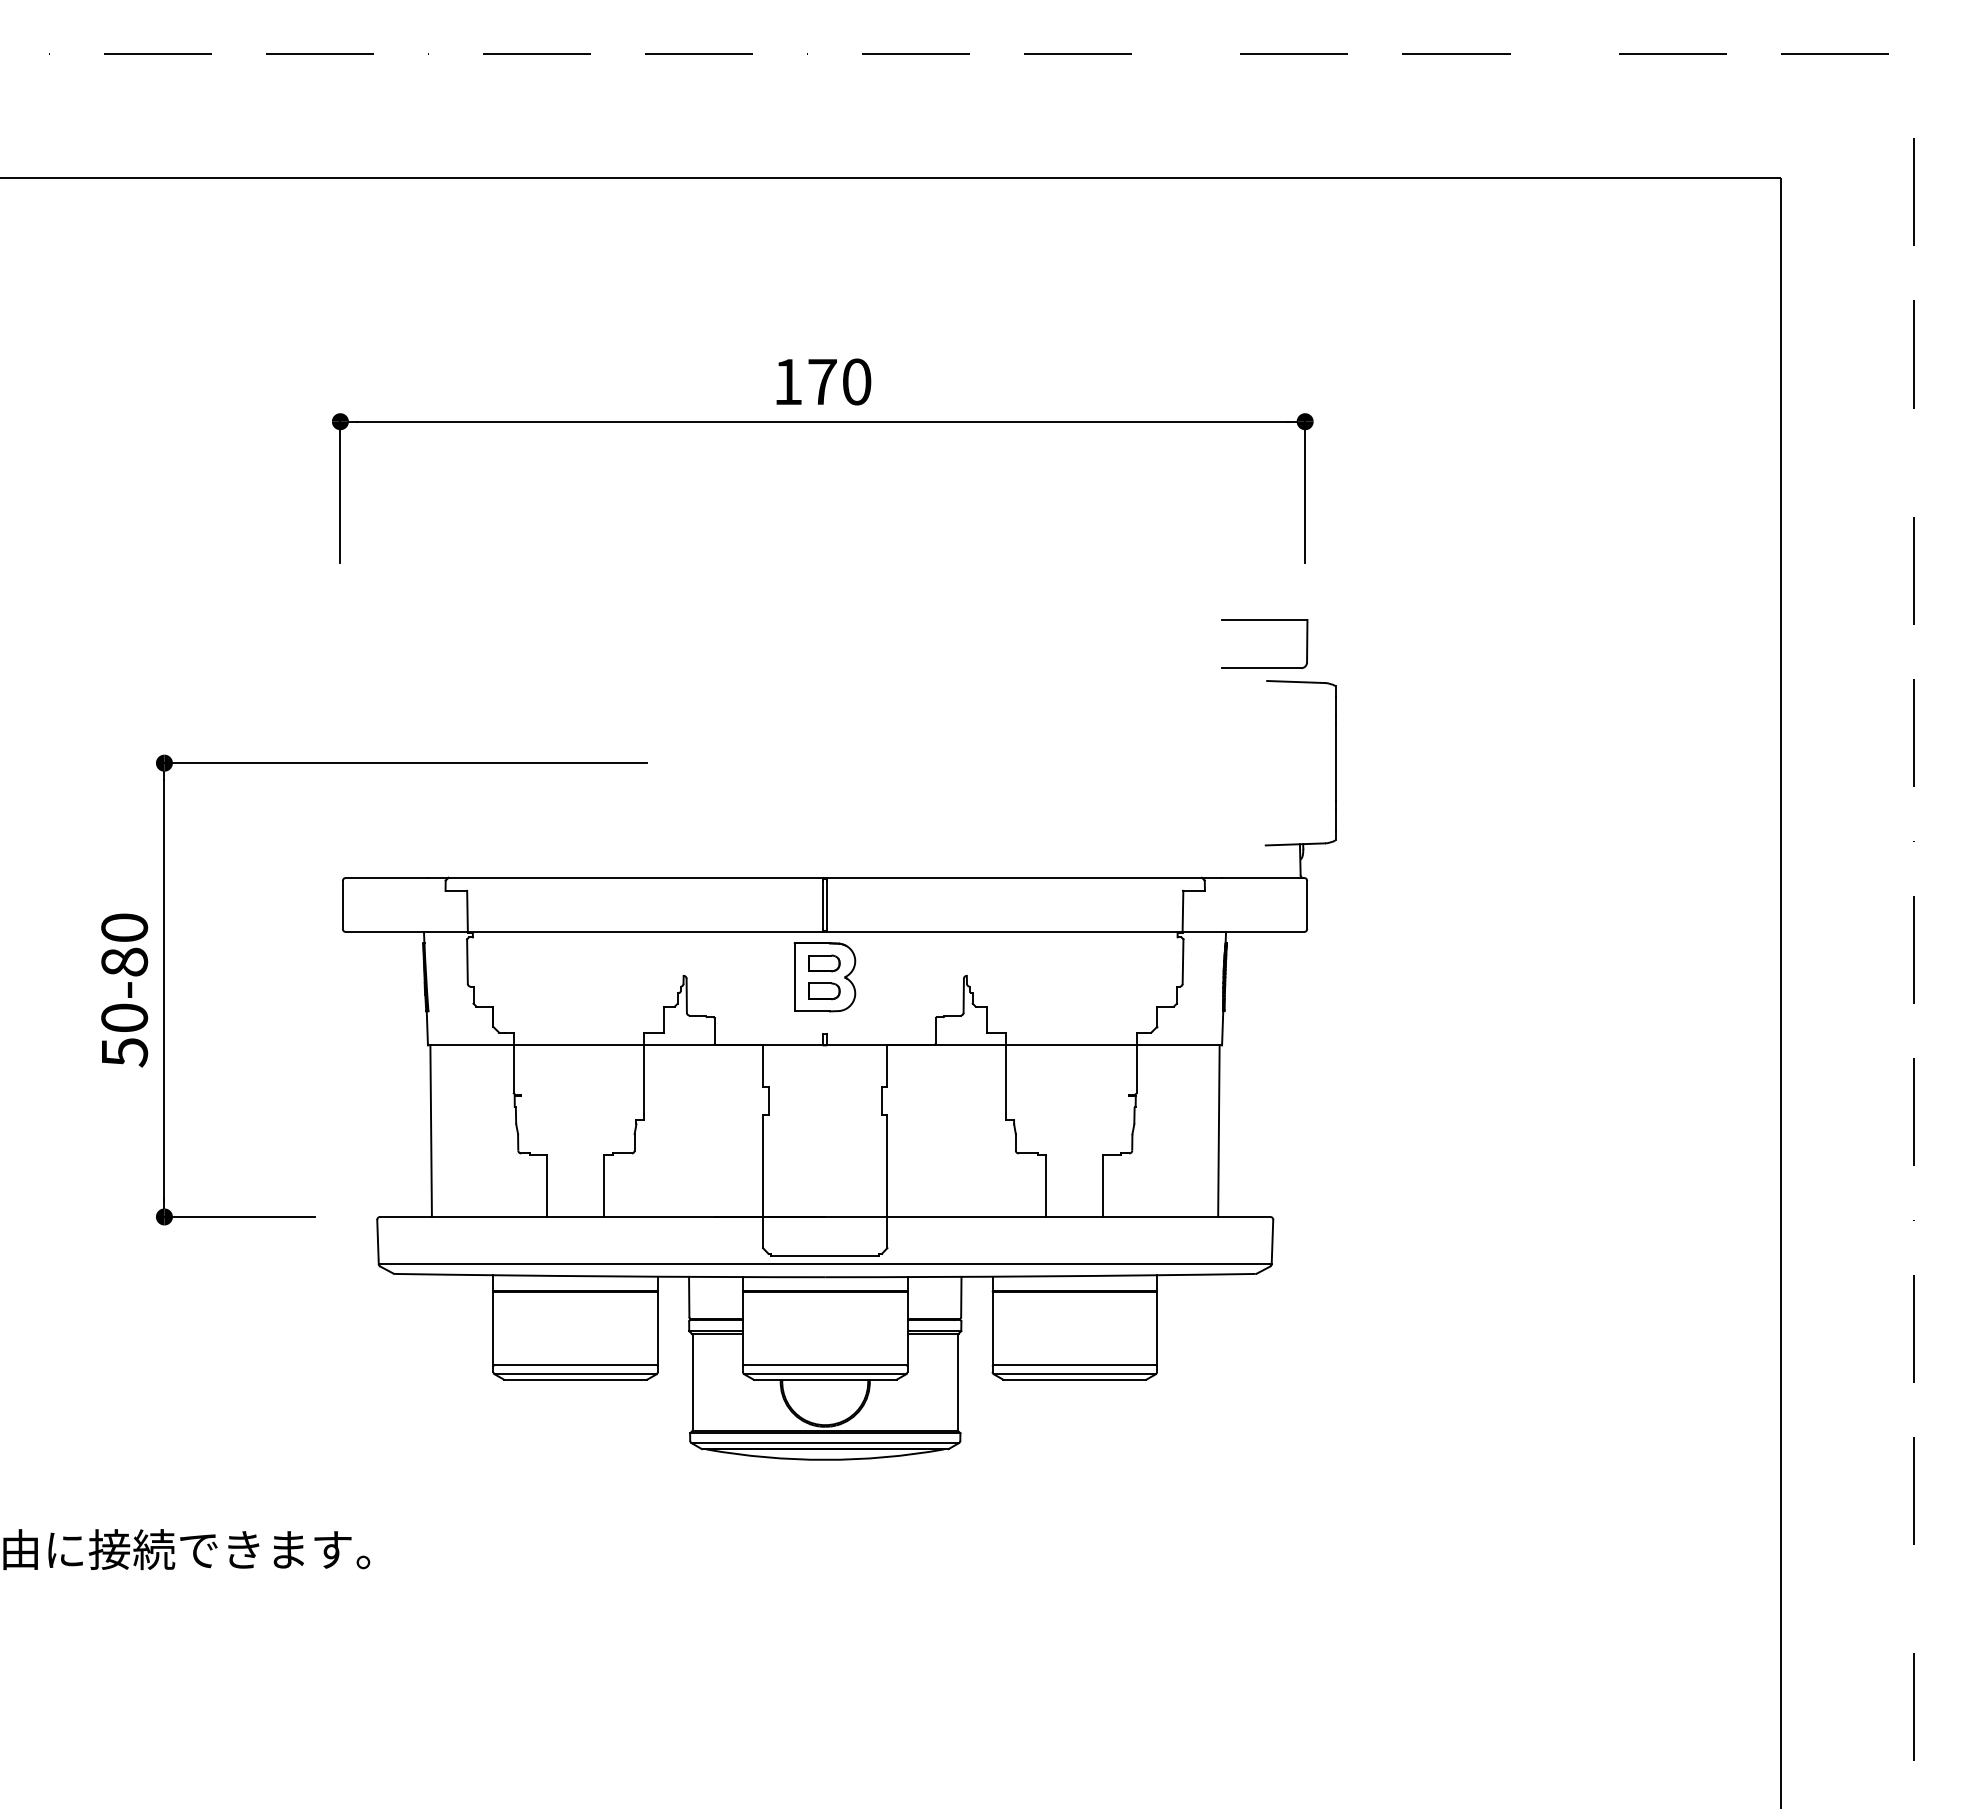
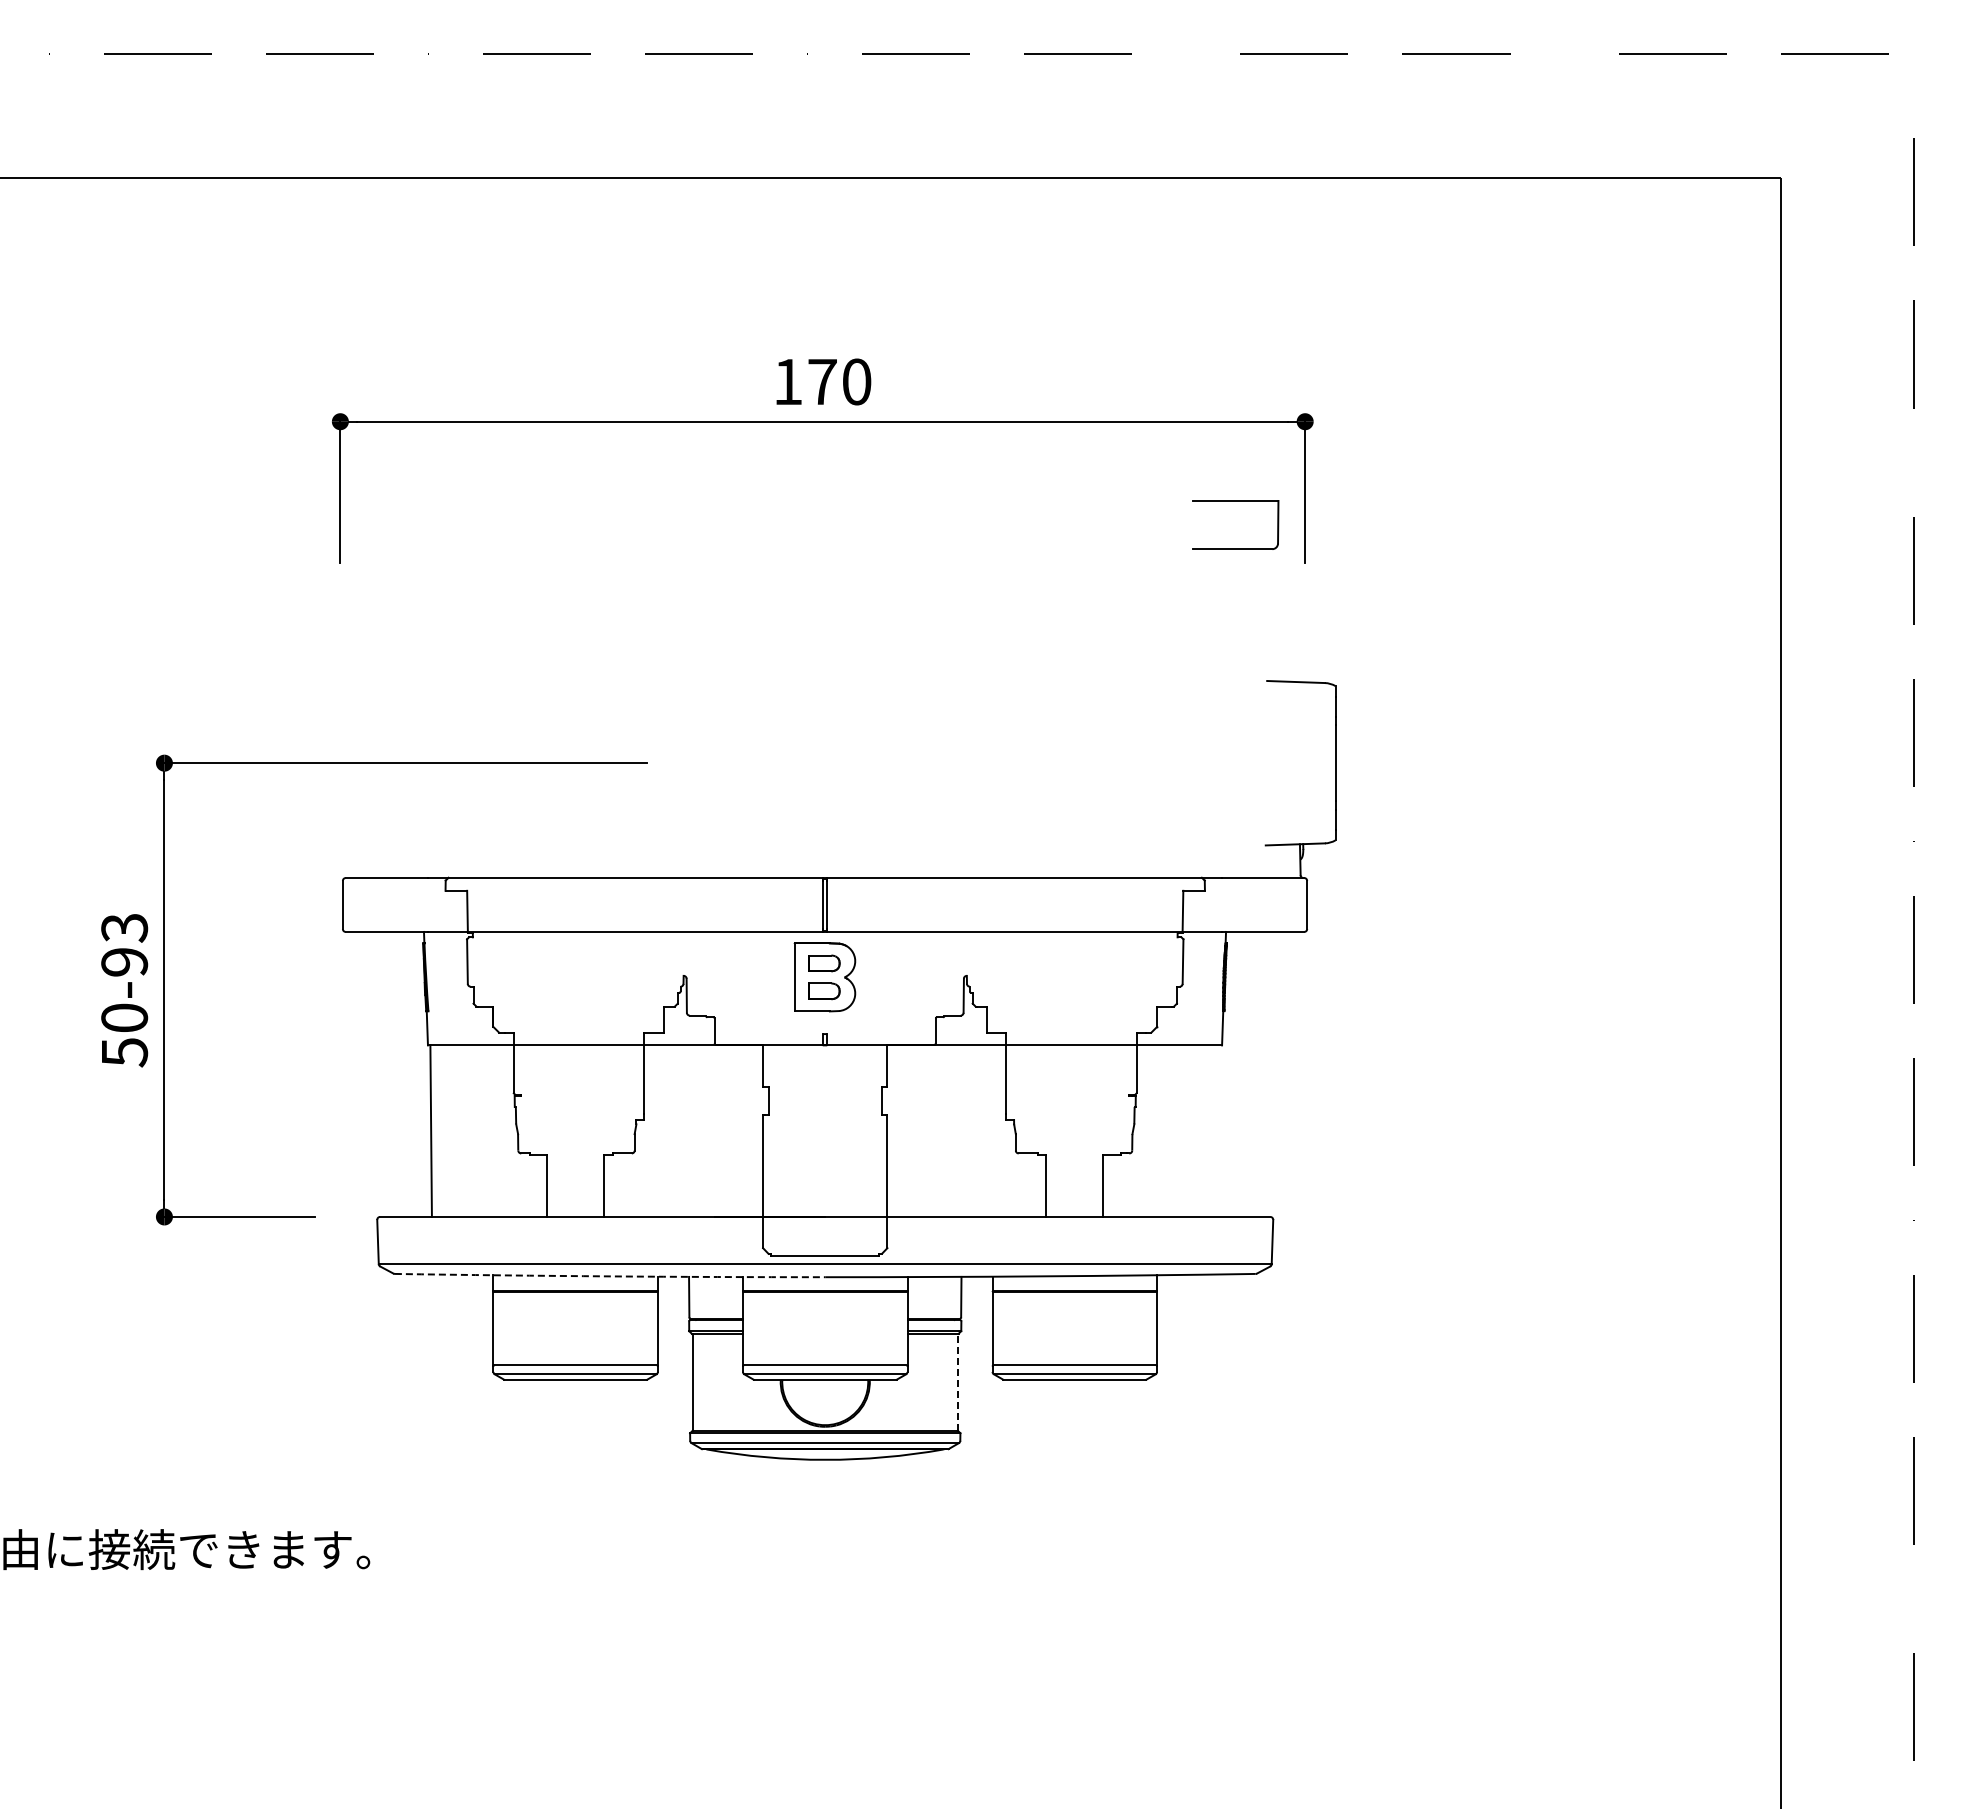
part position: (1264, 620) -> (1235, 501) (1235, 501)
text: 50-80 -> 50-93 (124, 944)
line: present -> none (1218, 1130)
arc: solid -> dashed (610, 1276)
line: solid -> dashed (957, 1381)
